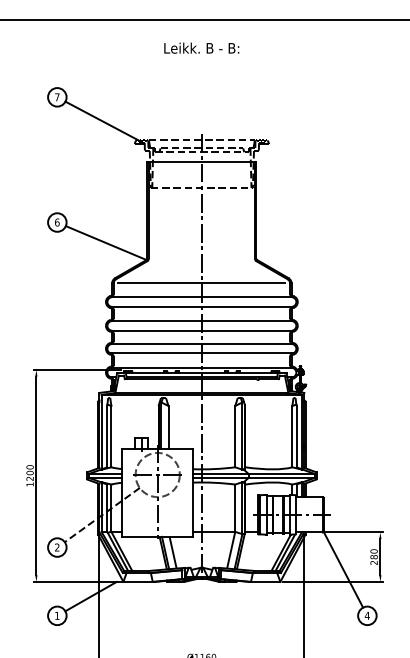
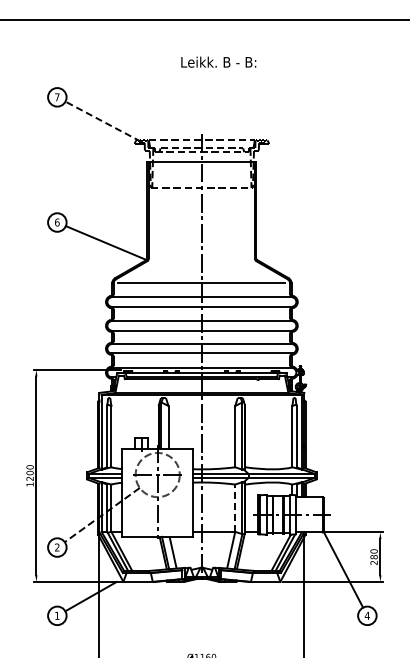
text position: (201, 47) -> (218, 61) (218, 61)
line: solid -> dashed (103, 121)
line: solid -> dashed (235, 508)
